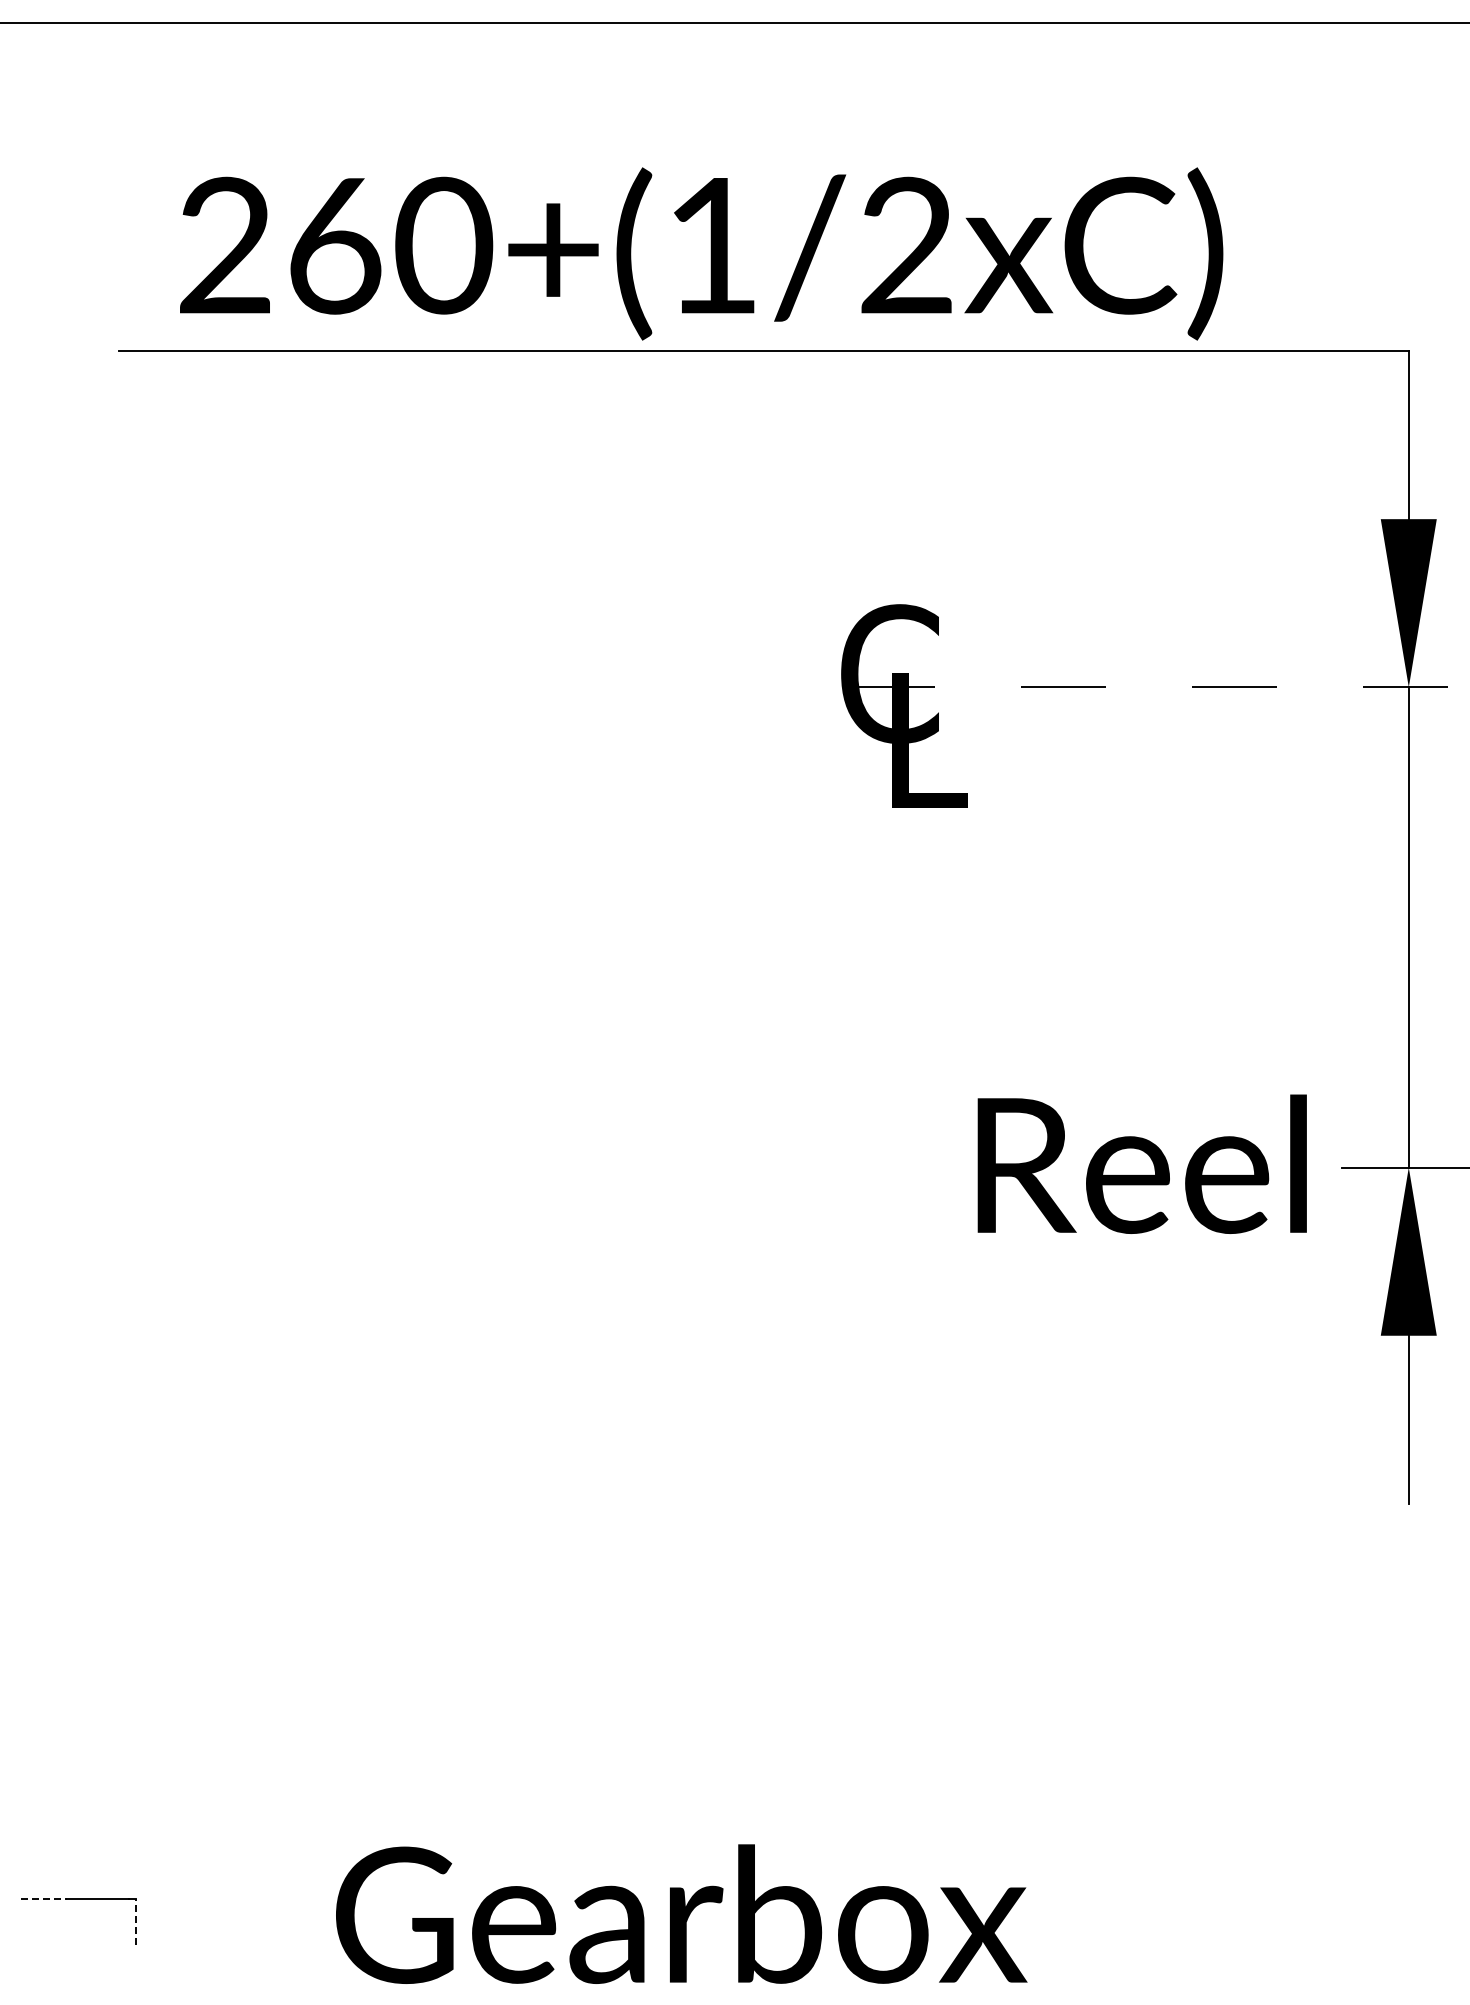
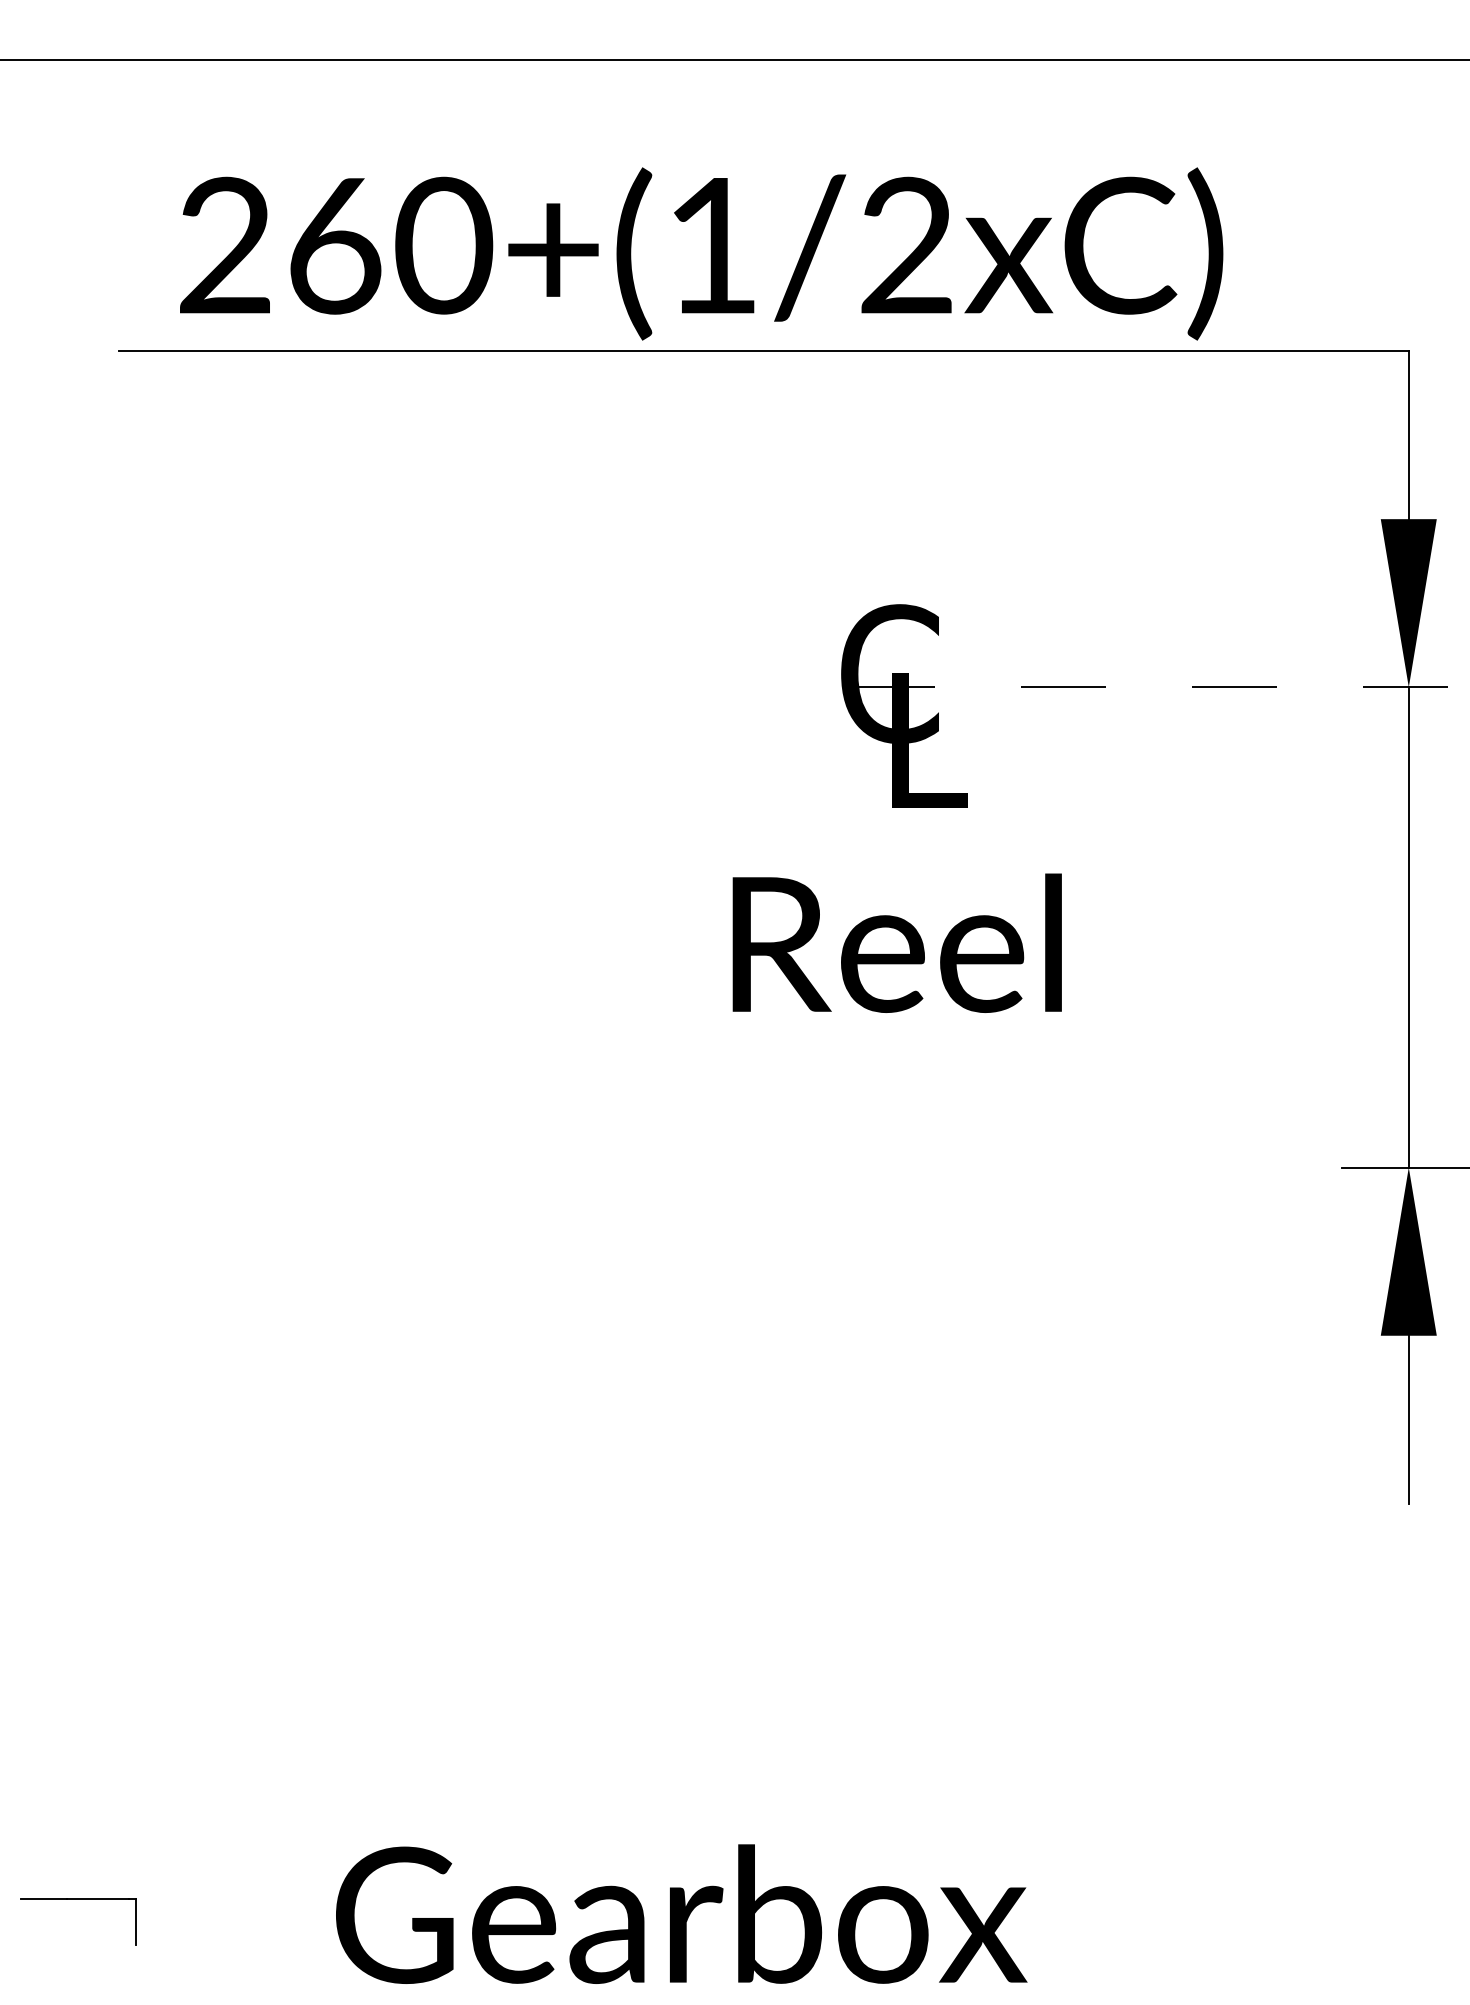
line position: (734, 23) -> (734, 60) (734, 60)
text position: (1141, 1163) -> (896, 942) (896, 942)
line: dashed -> solid (44, 1898)
line: dashed -> solid (136, 1921)
